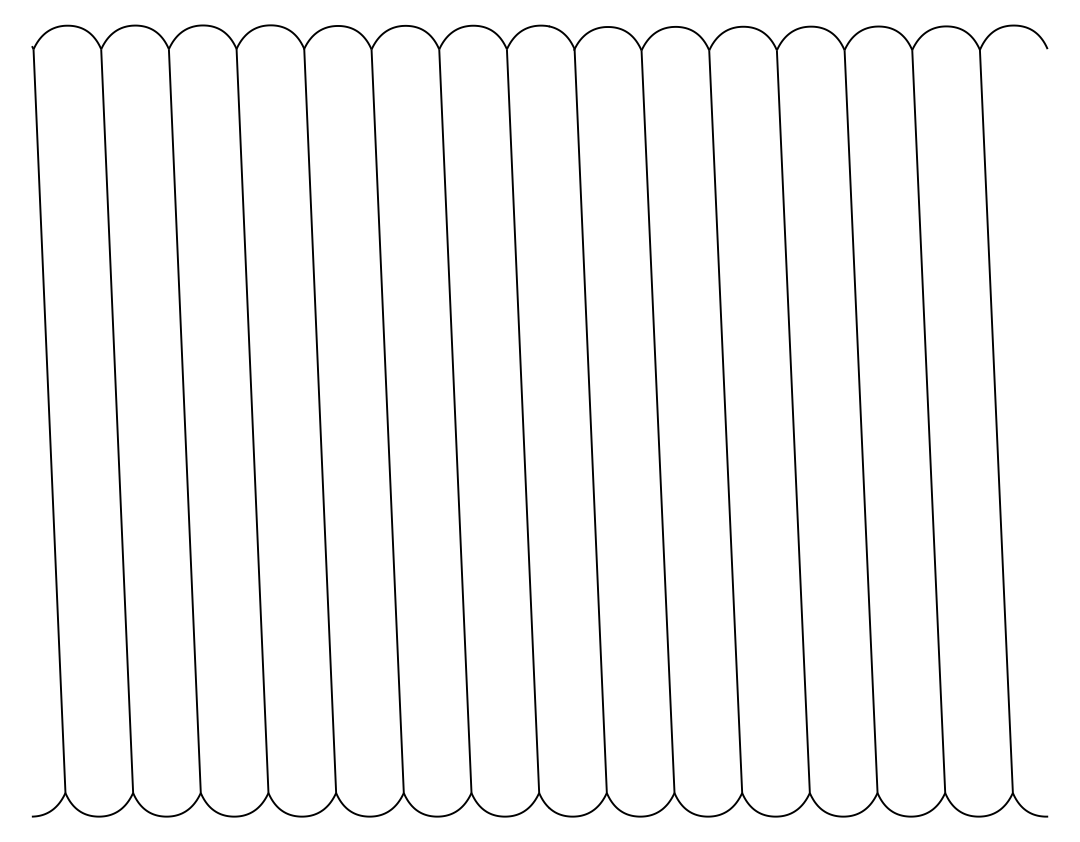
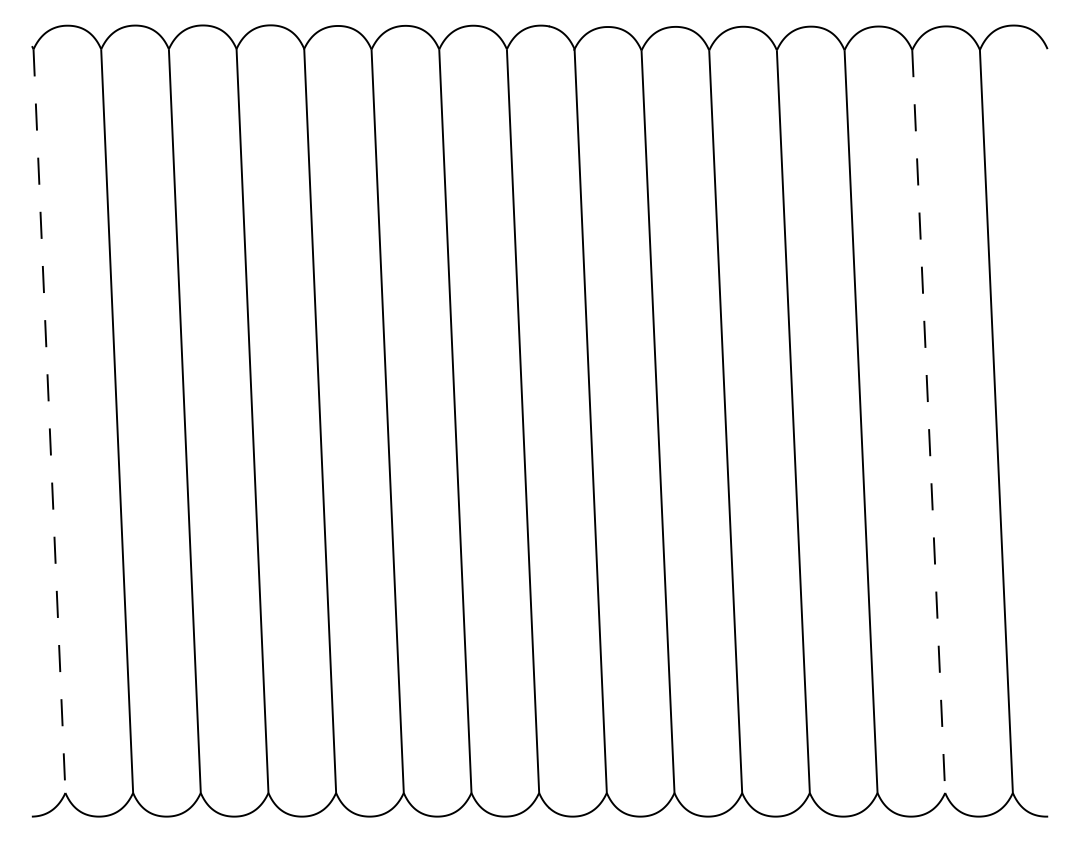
line: solid -> dashed (49, 421)
line: solid -> dashed (928, 421)
